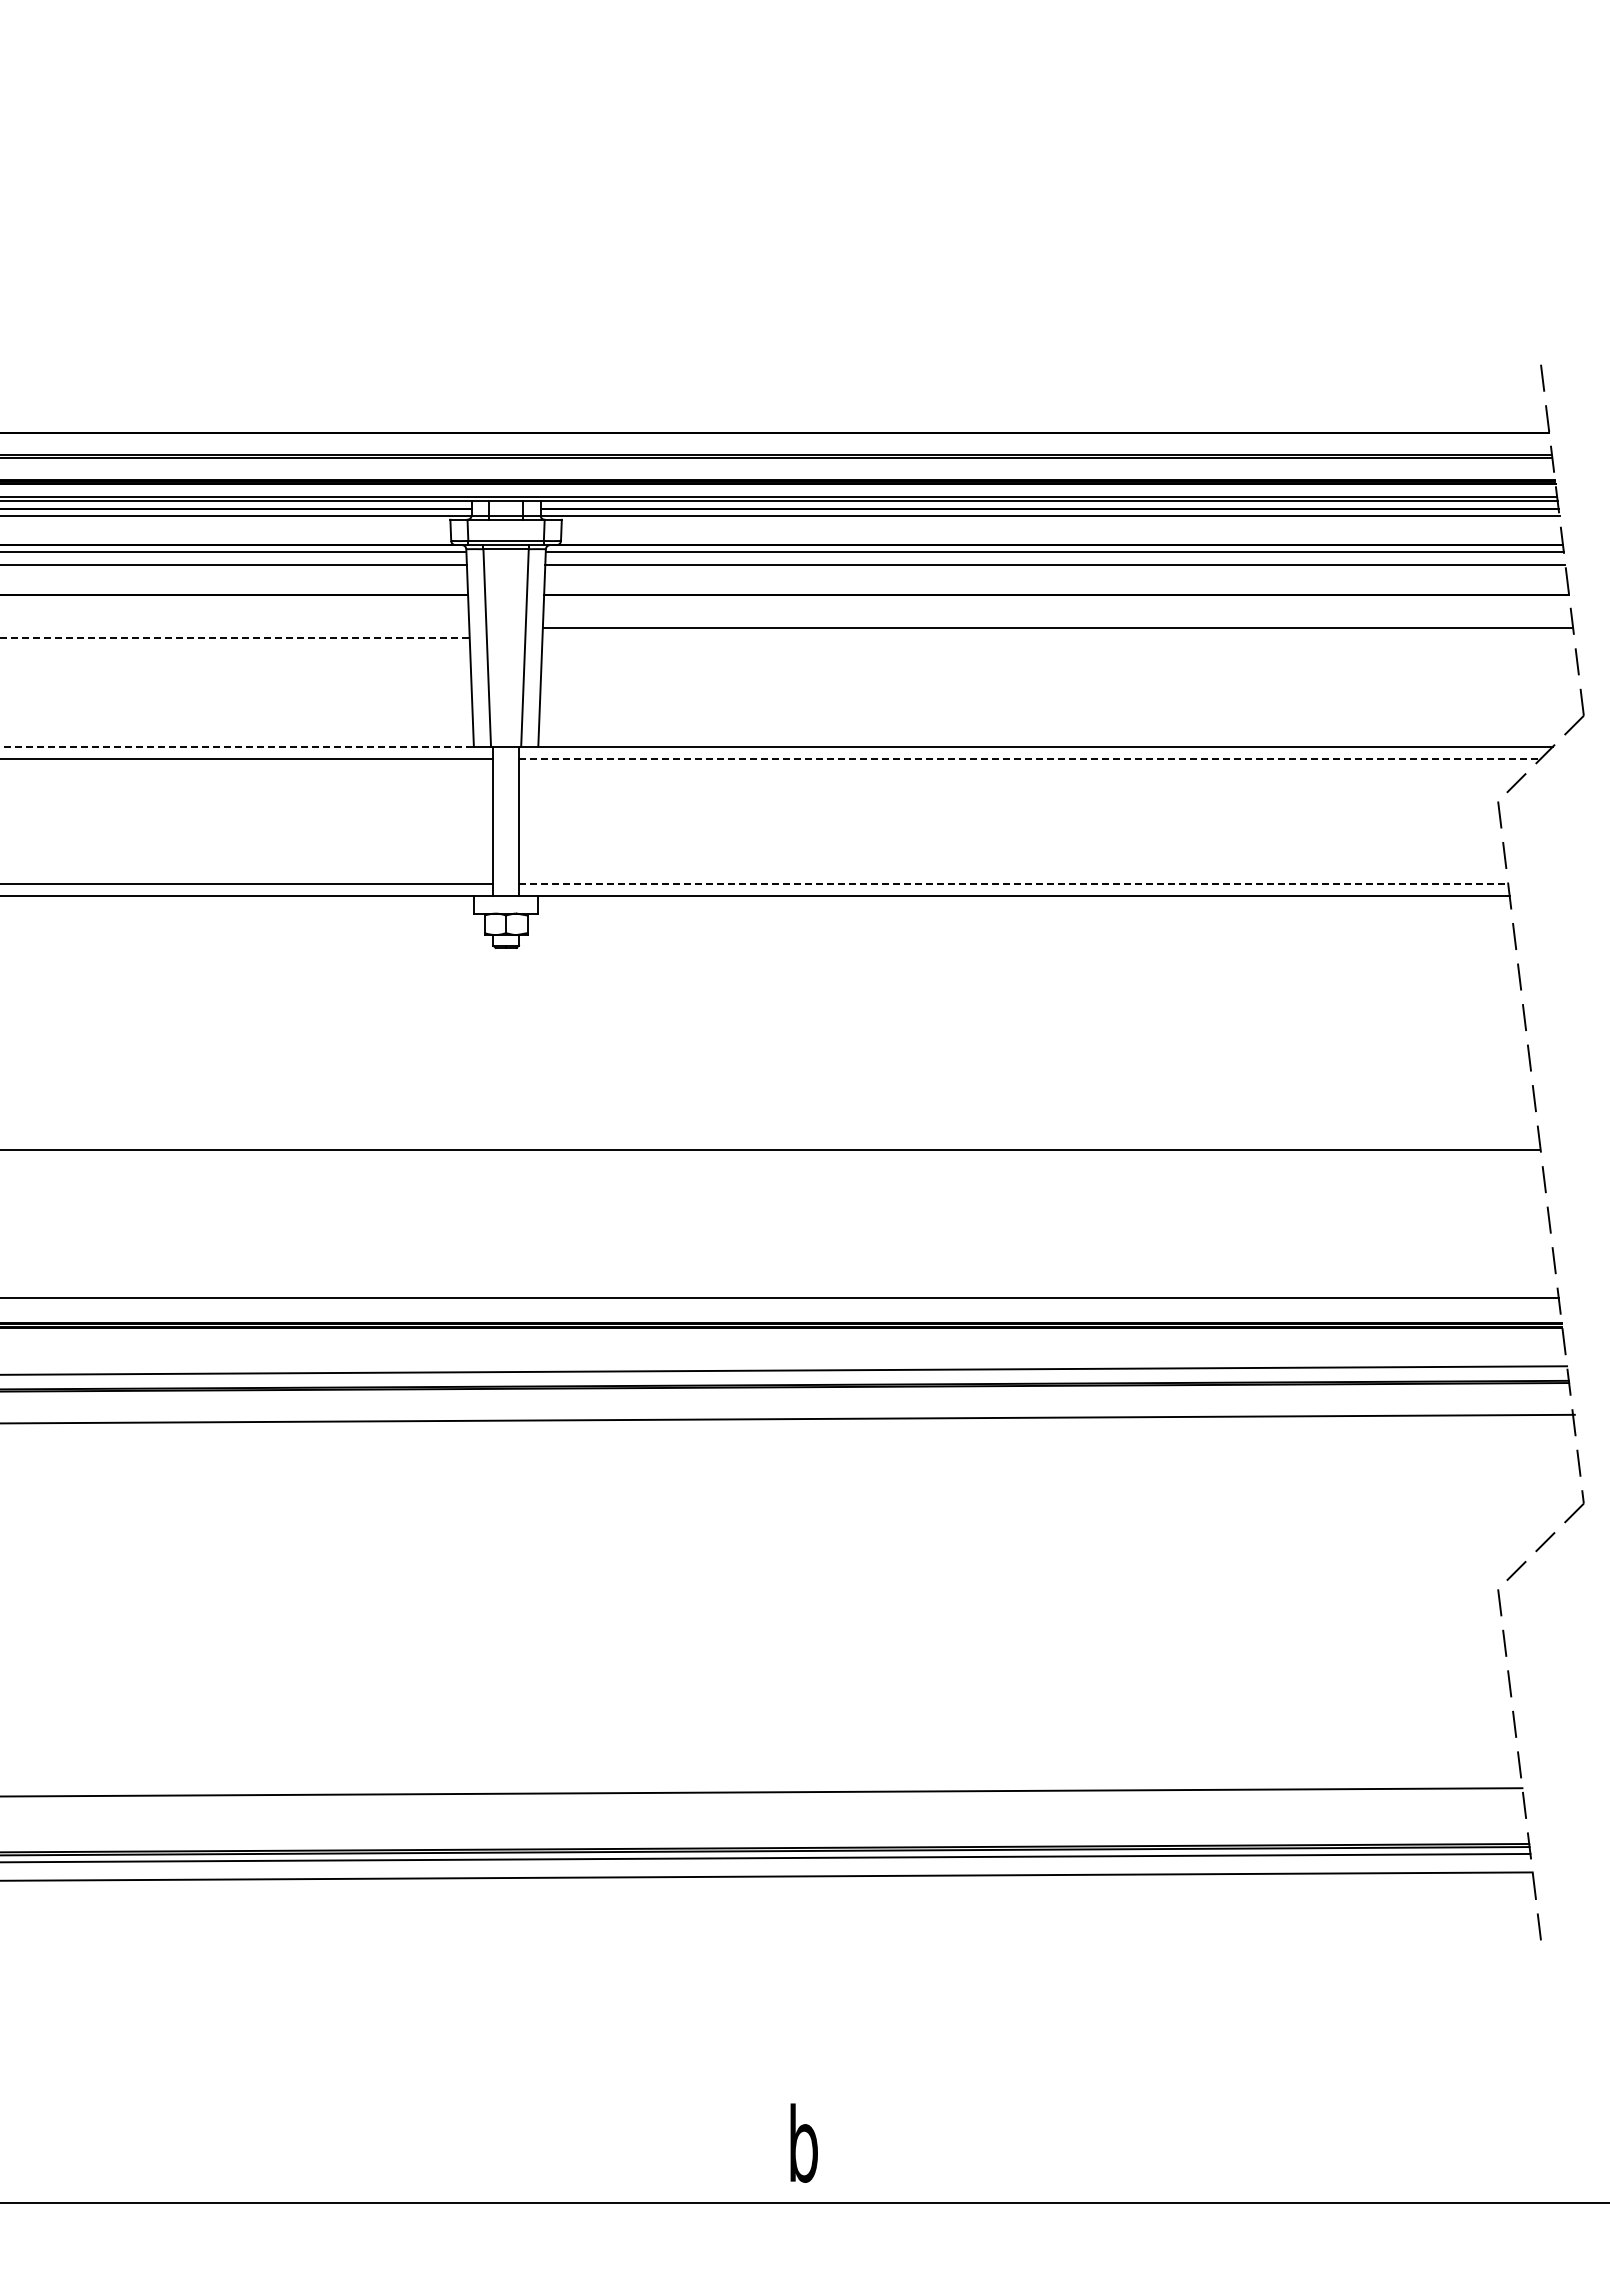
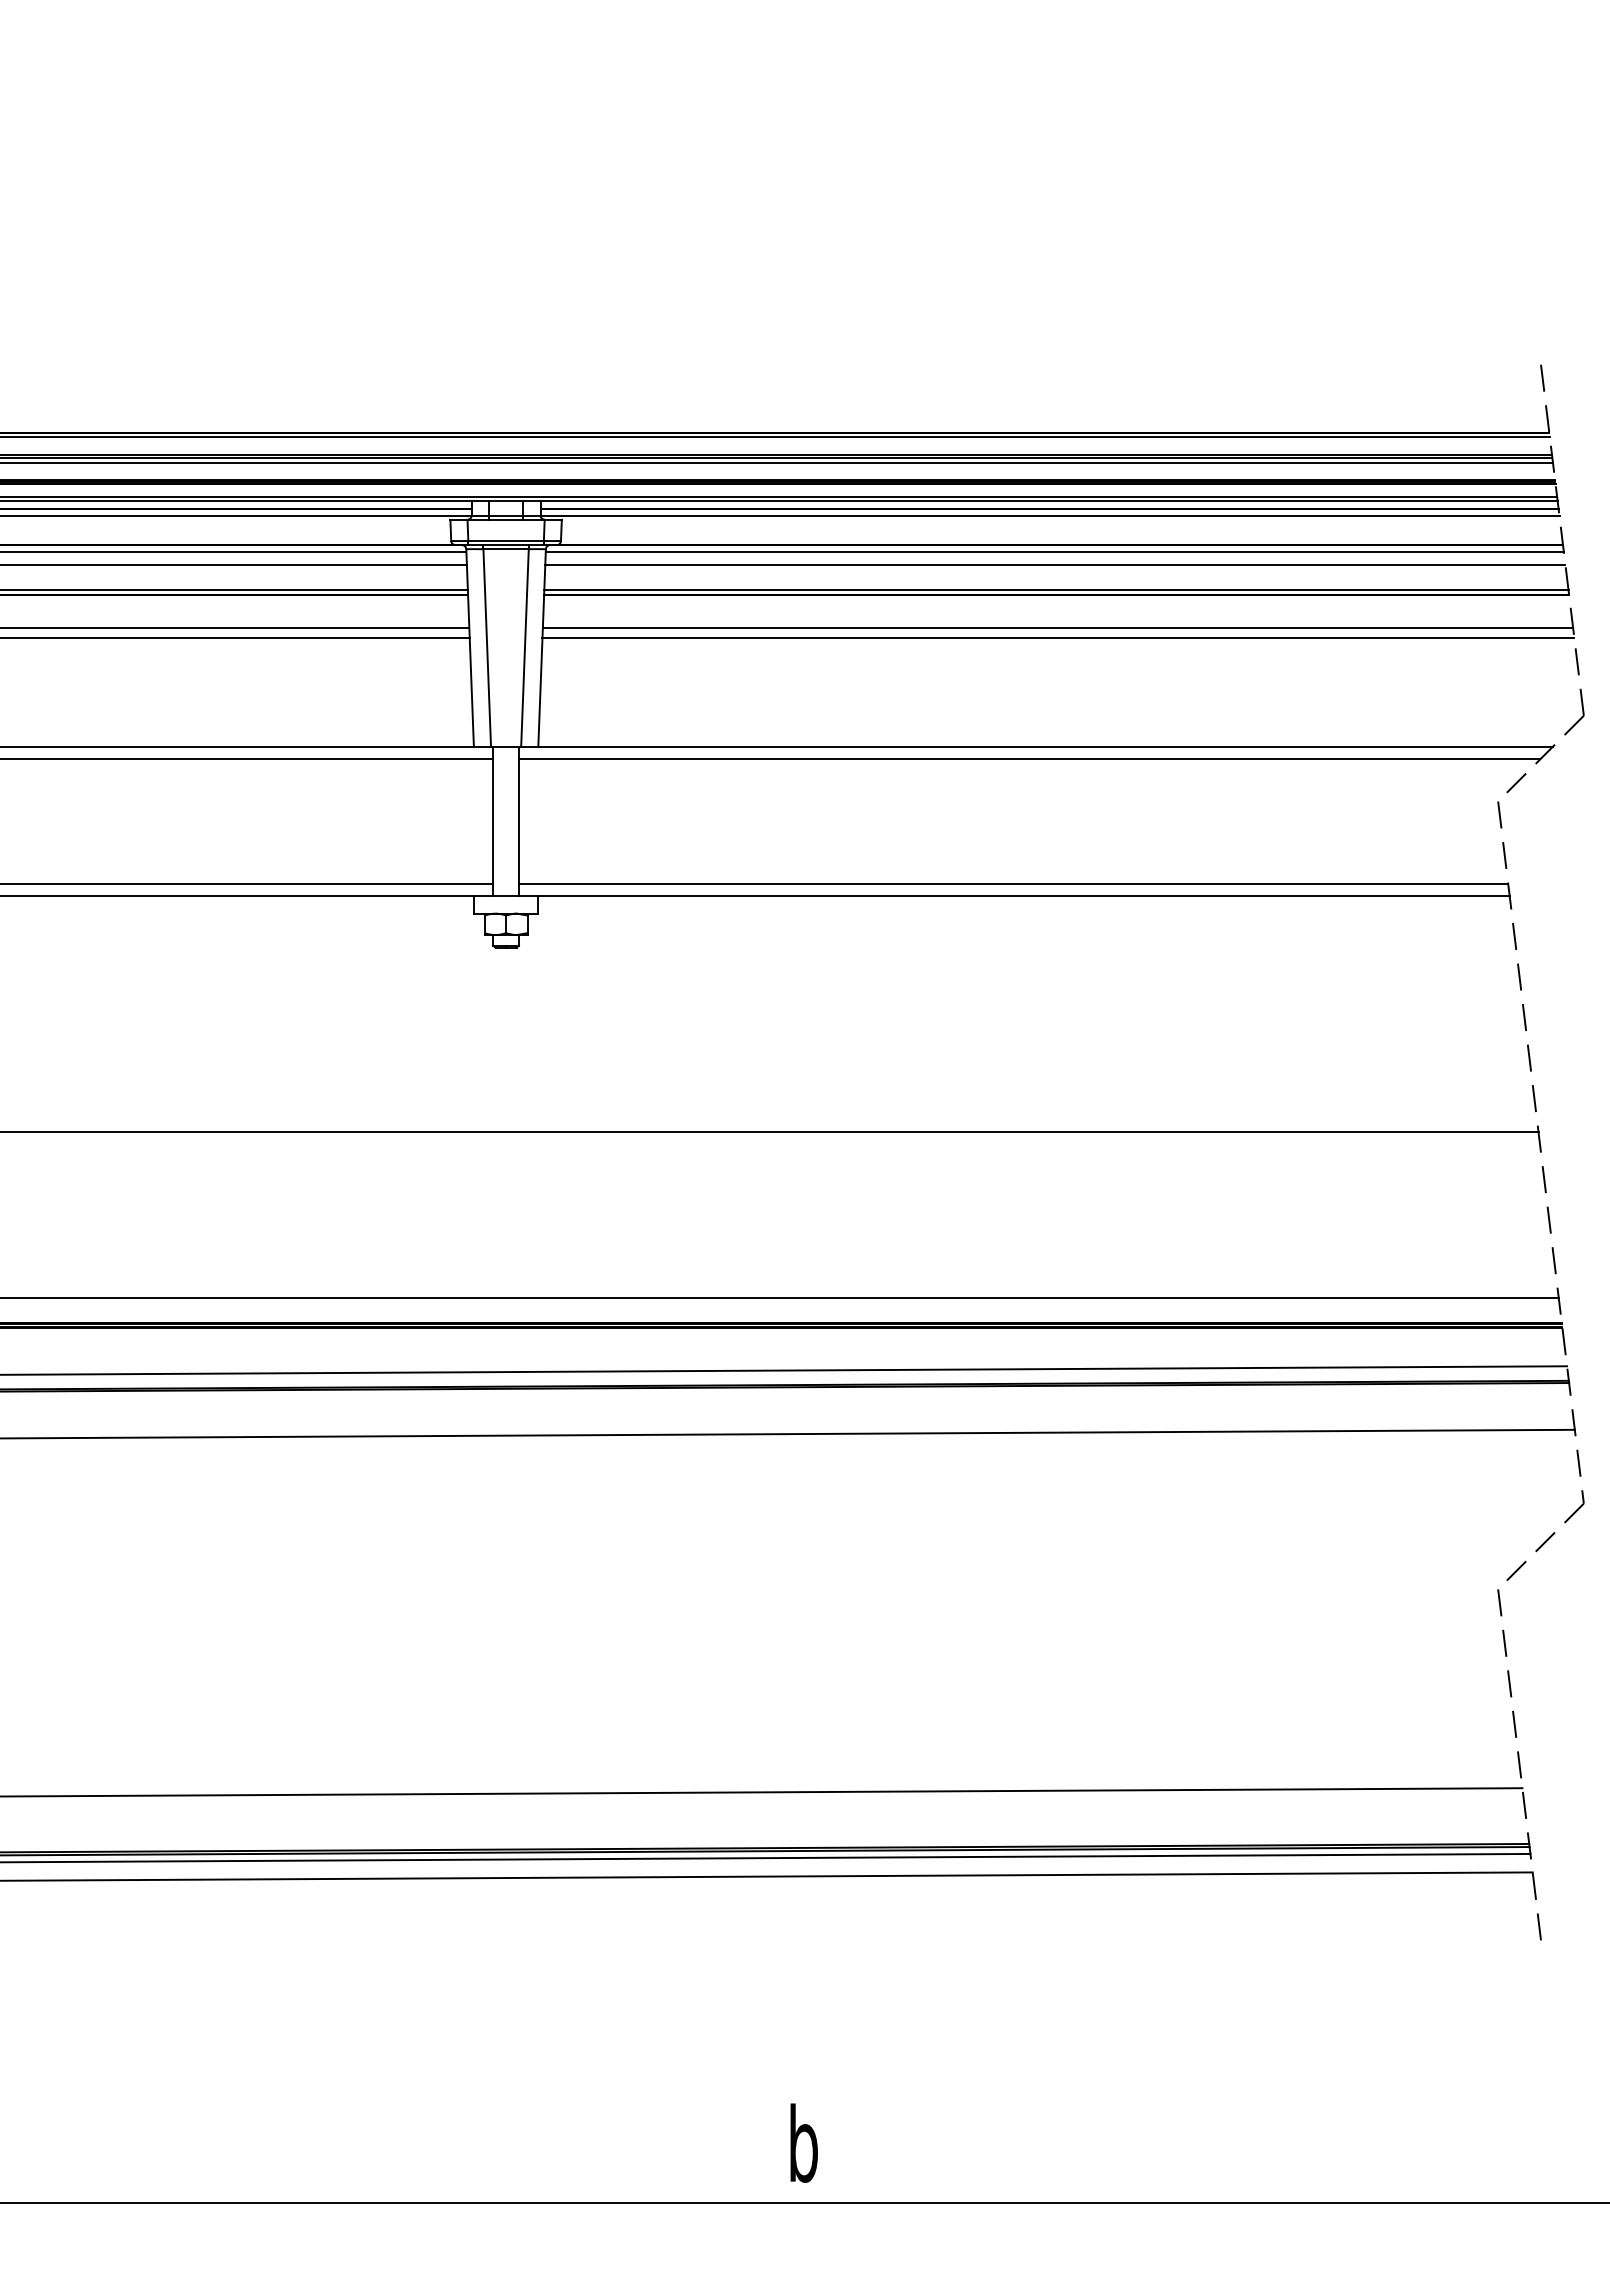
line: none -> present (775, 437)
line: none -> present (777, 462)
line: none -> present (234, 590)
line: none -> present (1056, 590)
line: none -> present (235, 627)
line: dashed -> solid (235, 638)
line: none -> present (1058, 638)
line: dashed -> solid (237, 746)
line: dashed -> solid (1029, 759)
line: dashed -> solid (1013, 883)
line position: (770, 1150) -> (770, 1132) (770, 1132)
line position: (788, 1418) -> (788, 1433) (788, 1433)
